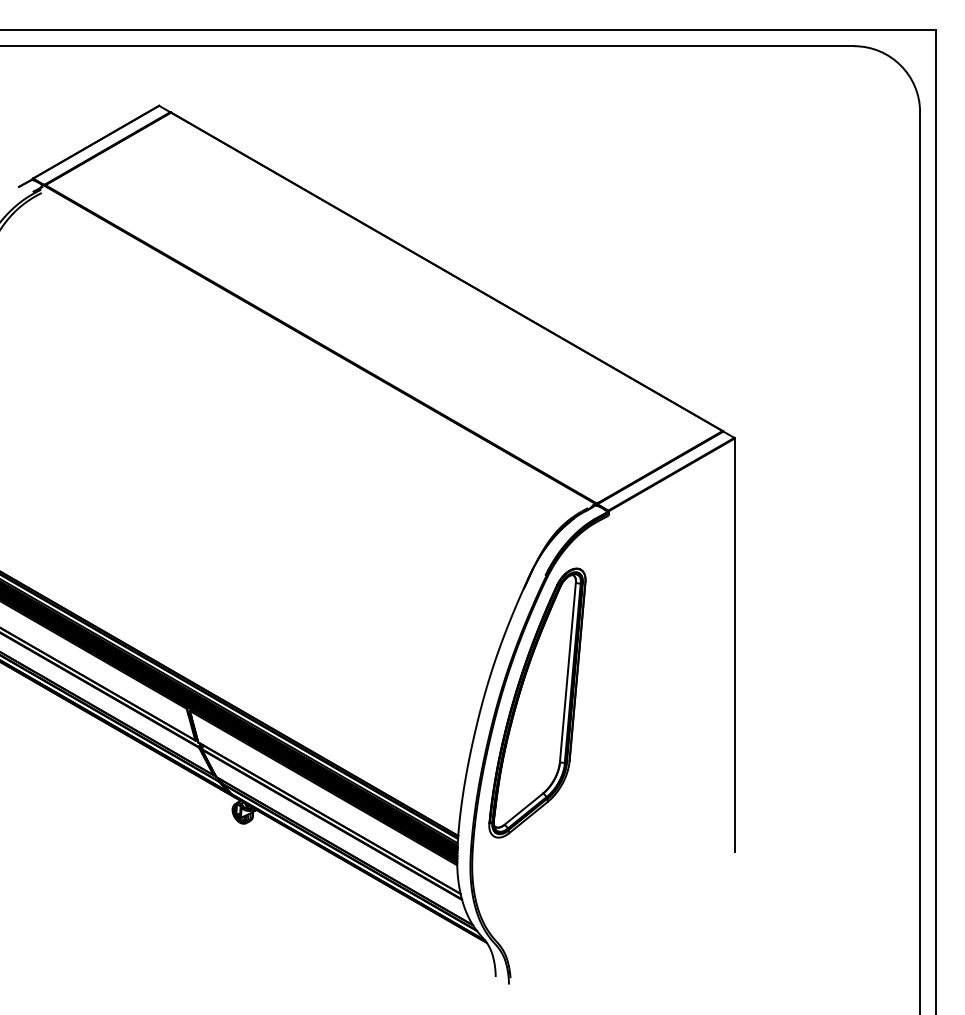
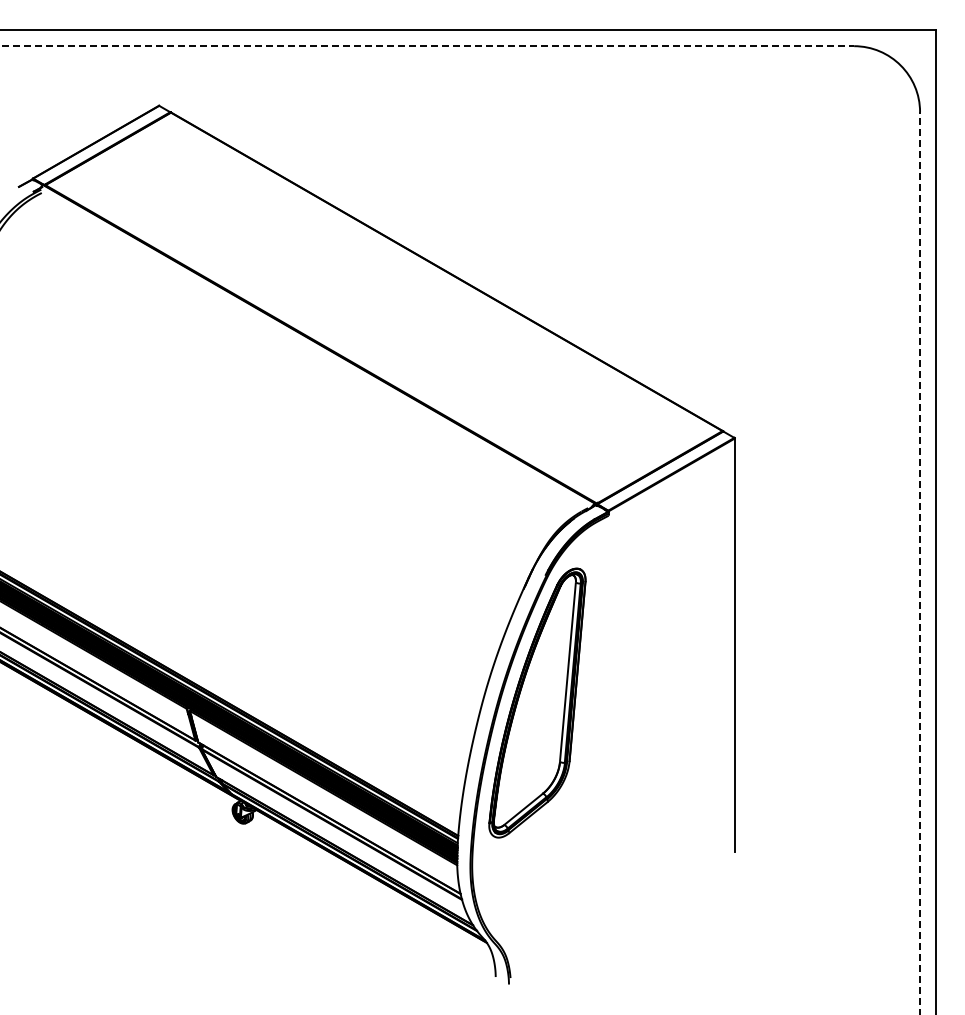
line: solid -> dashed (427, 46)
line: solid -> dashed (920, 563)
